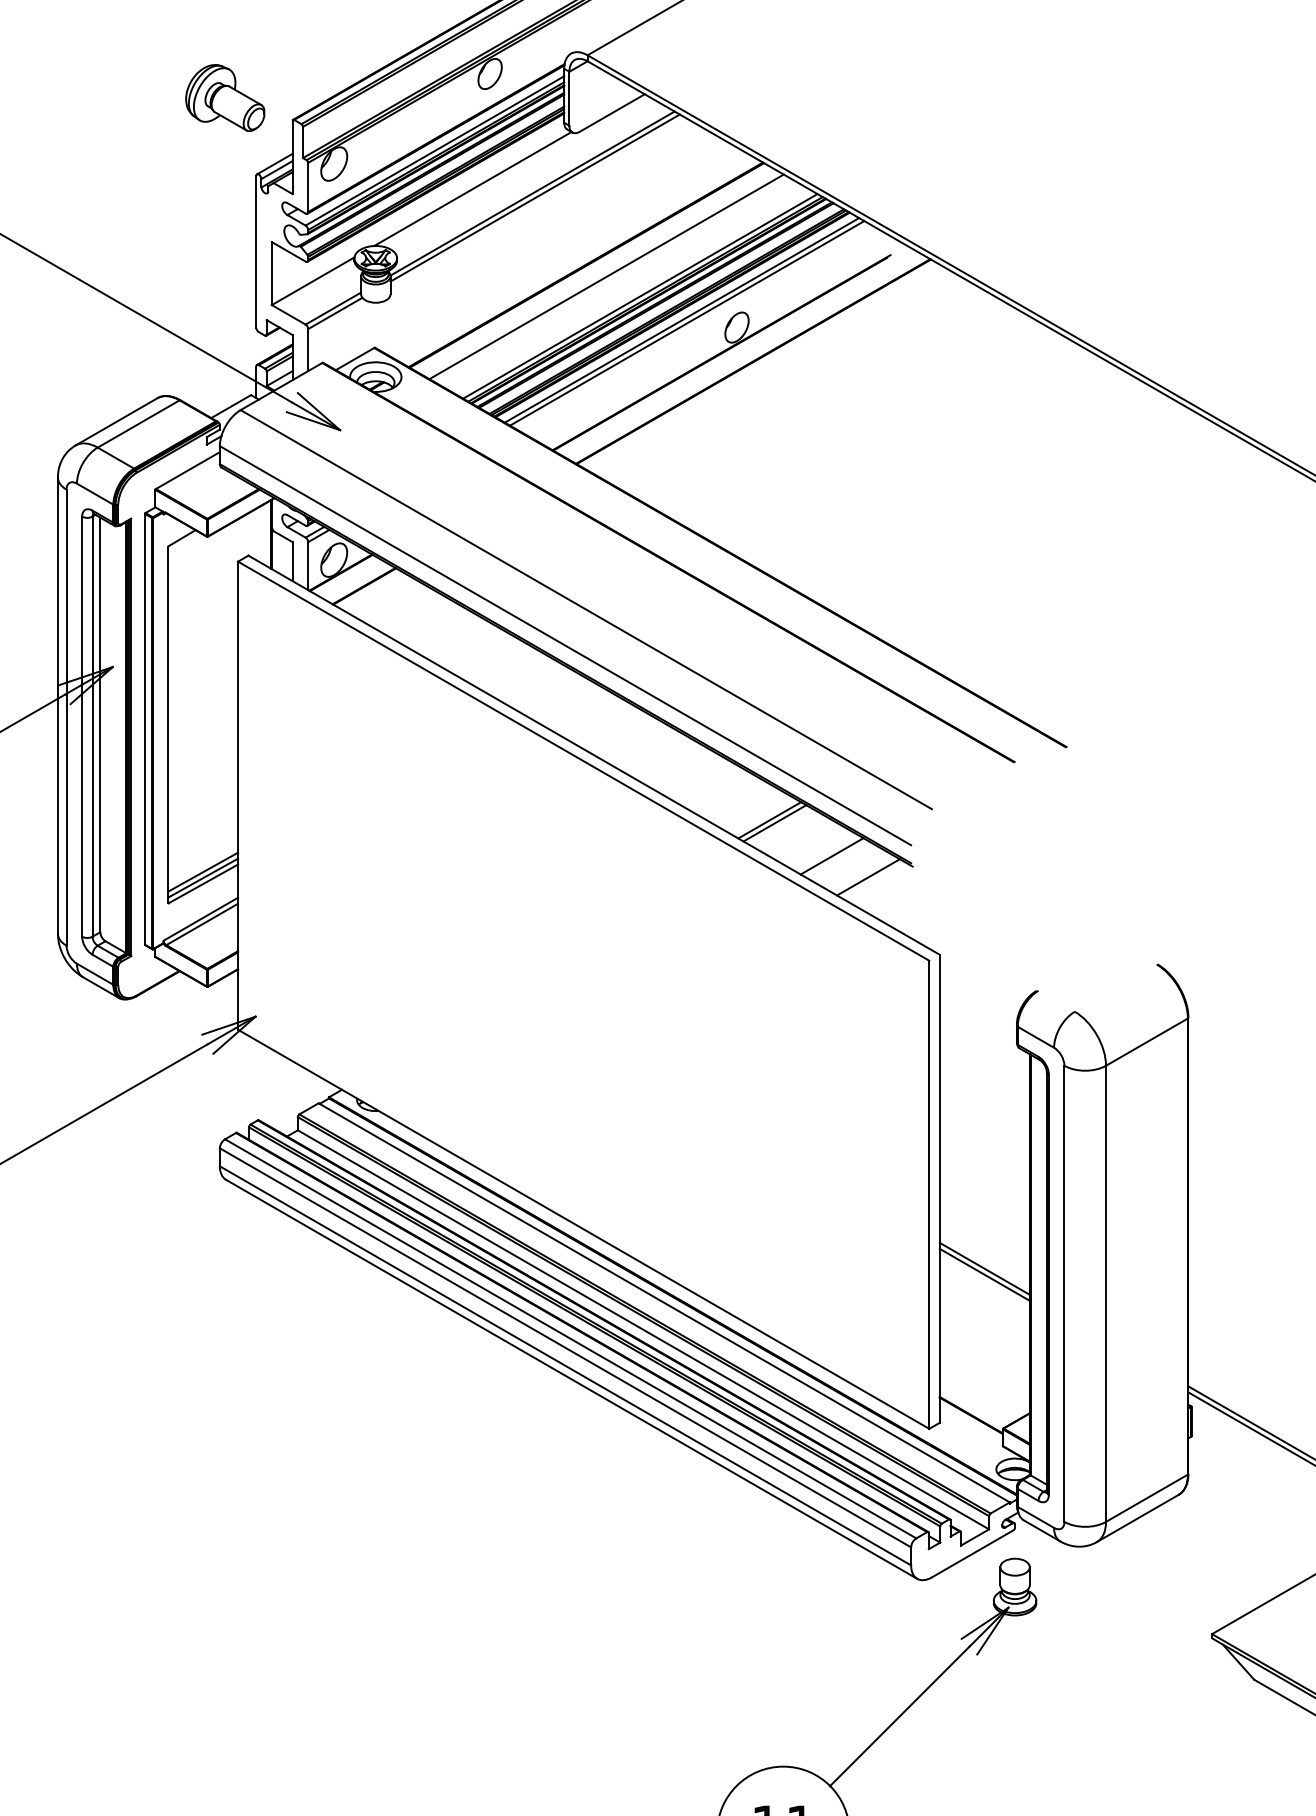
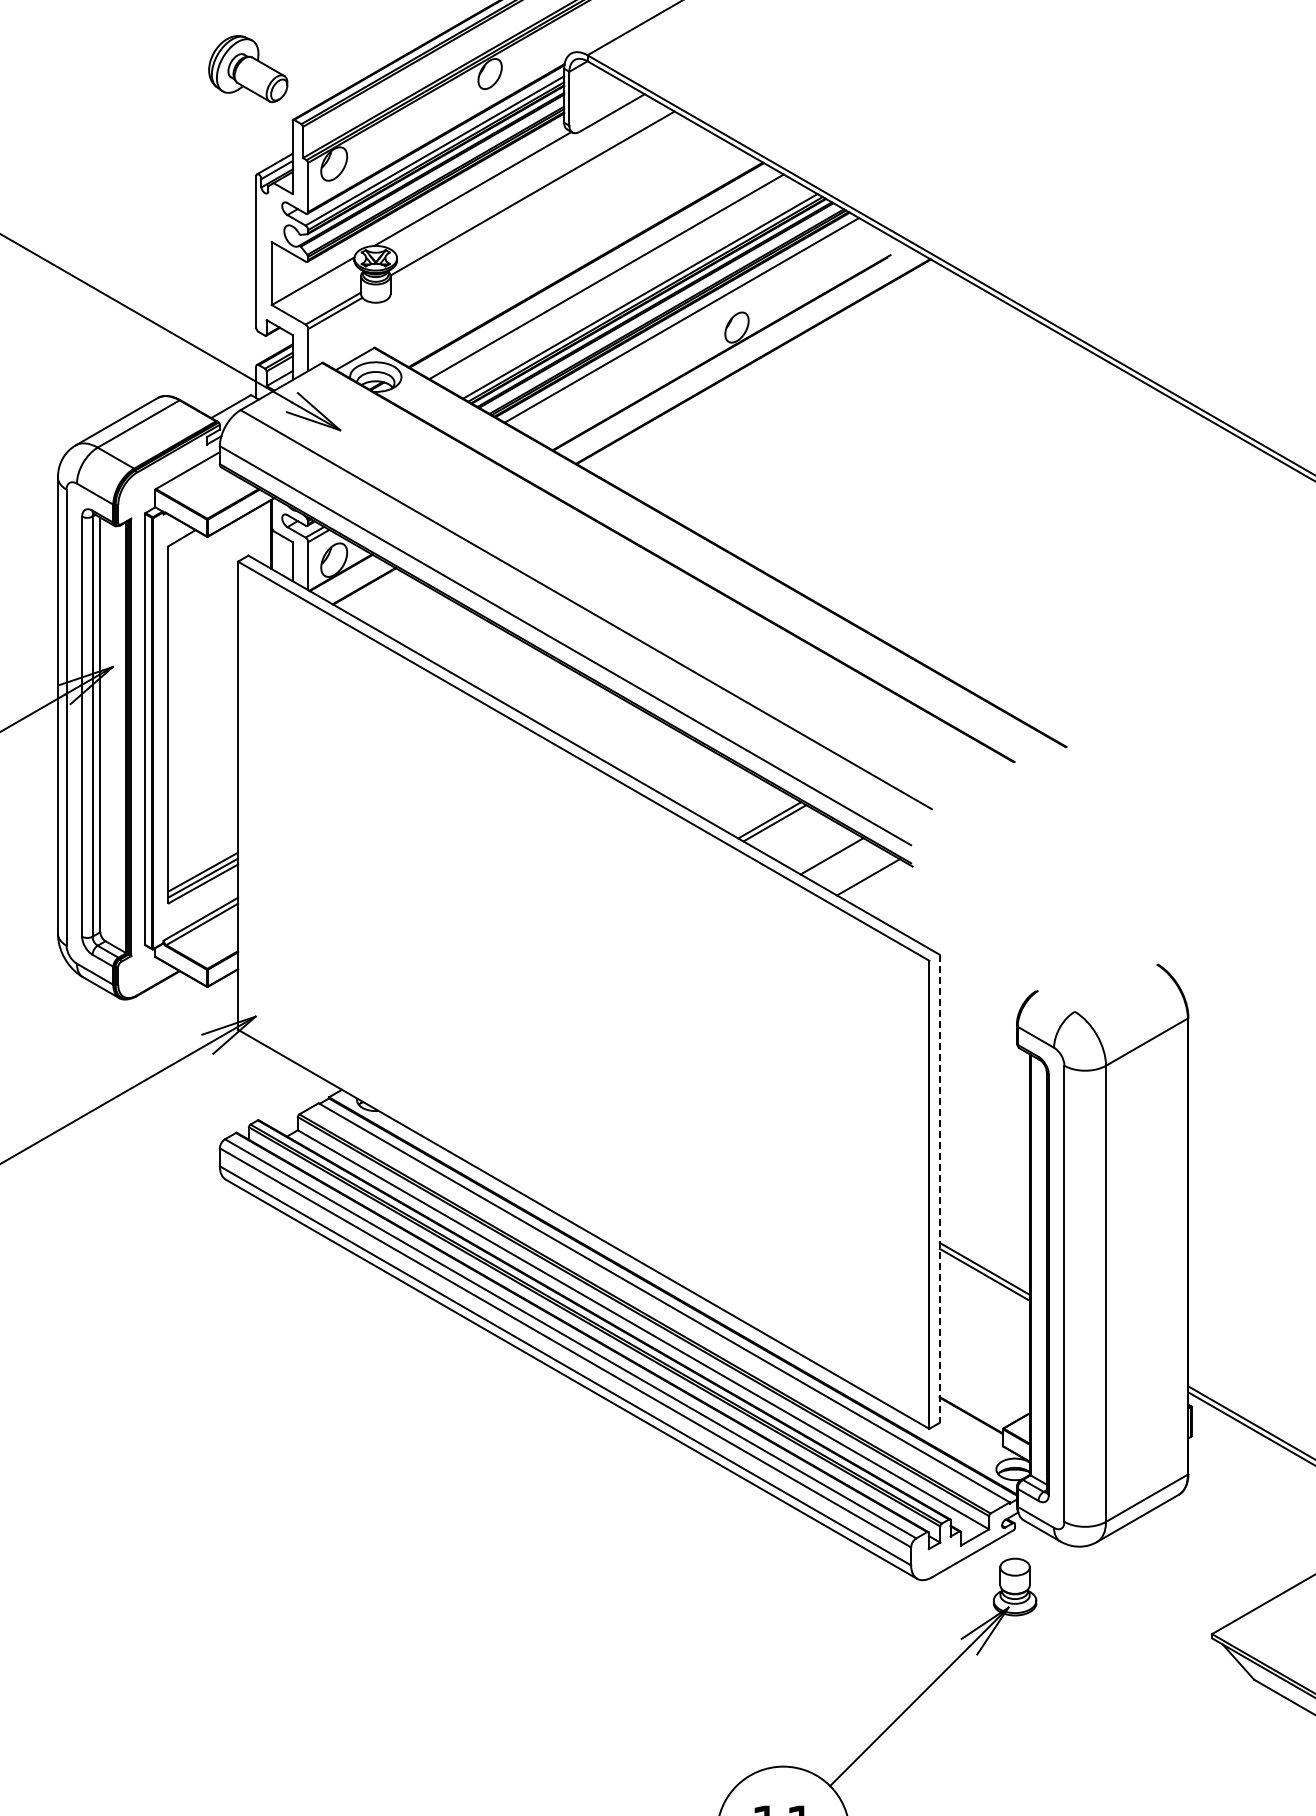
part position: (225, 98) -> (248, 69) (248, 69)
line: present -> none (534, 197)
line: present -> none (687, 323)
line: solid -> dashed (939, 1189)
